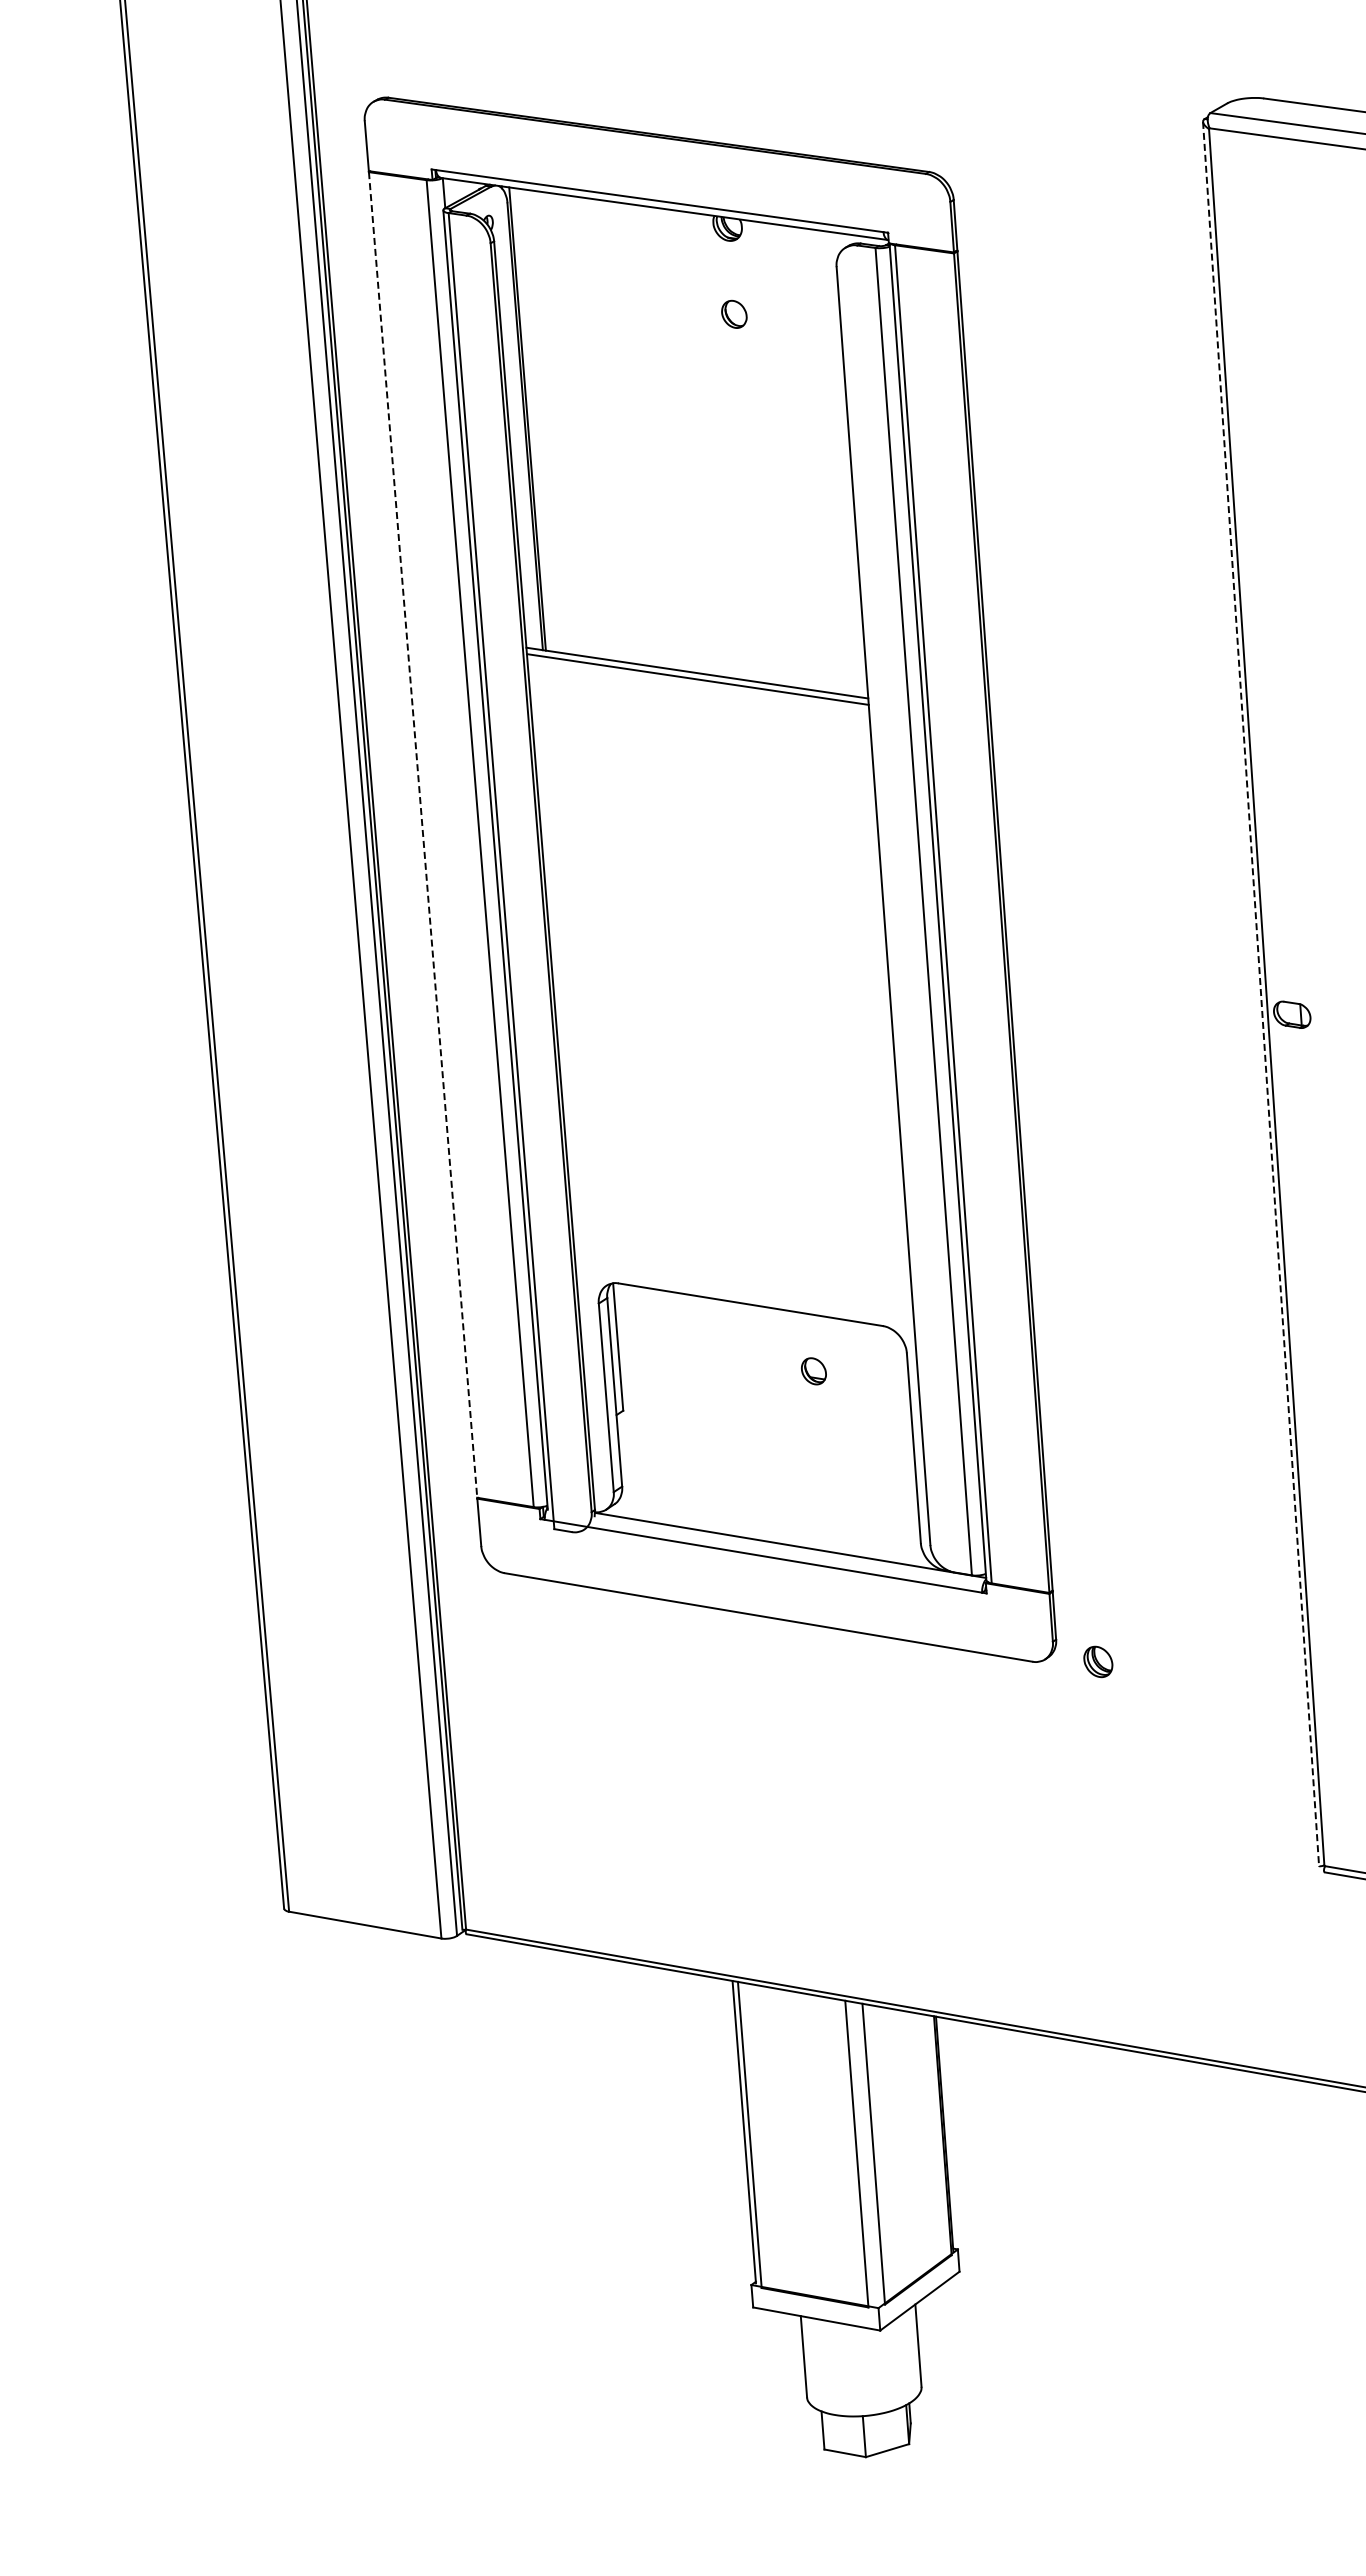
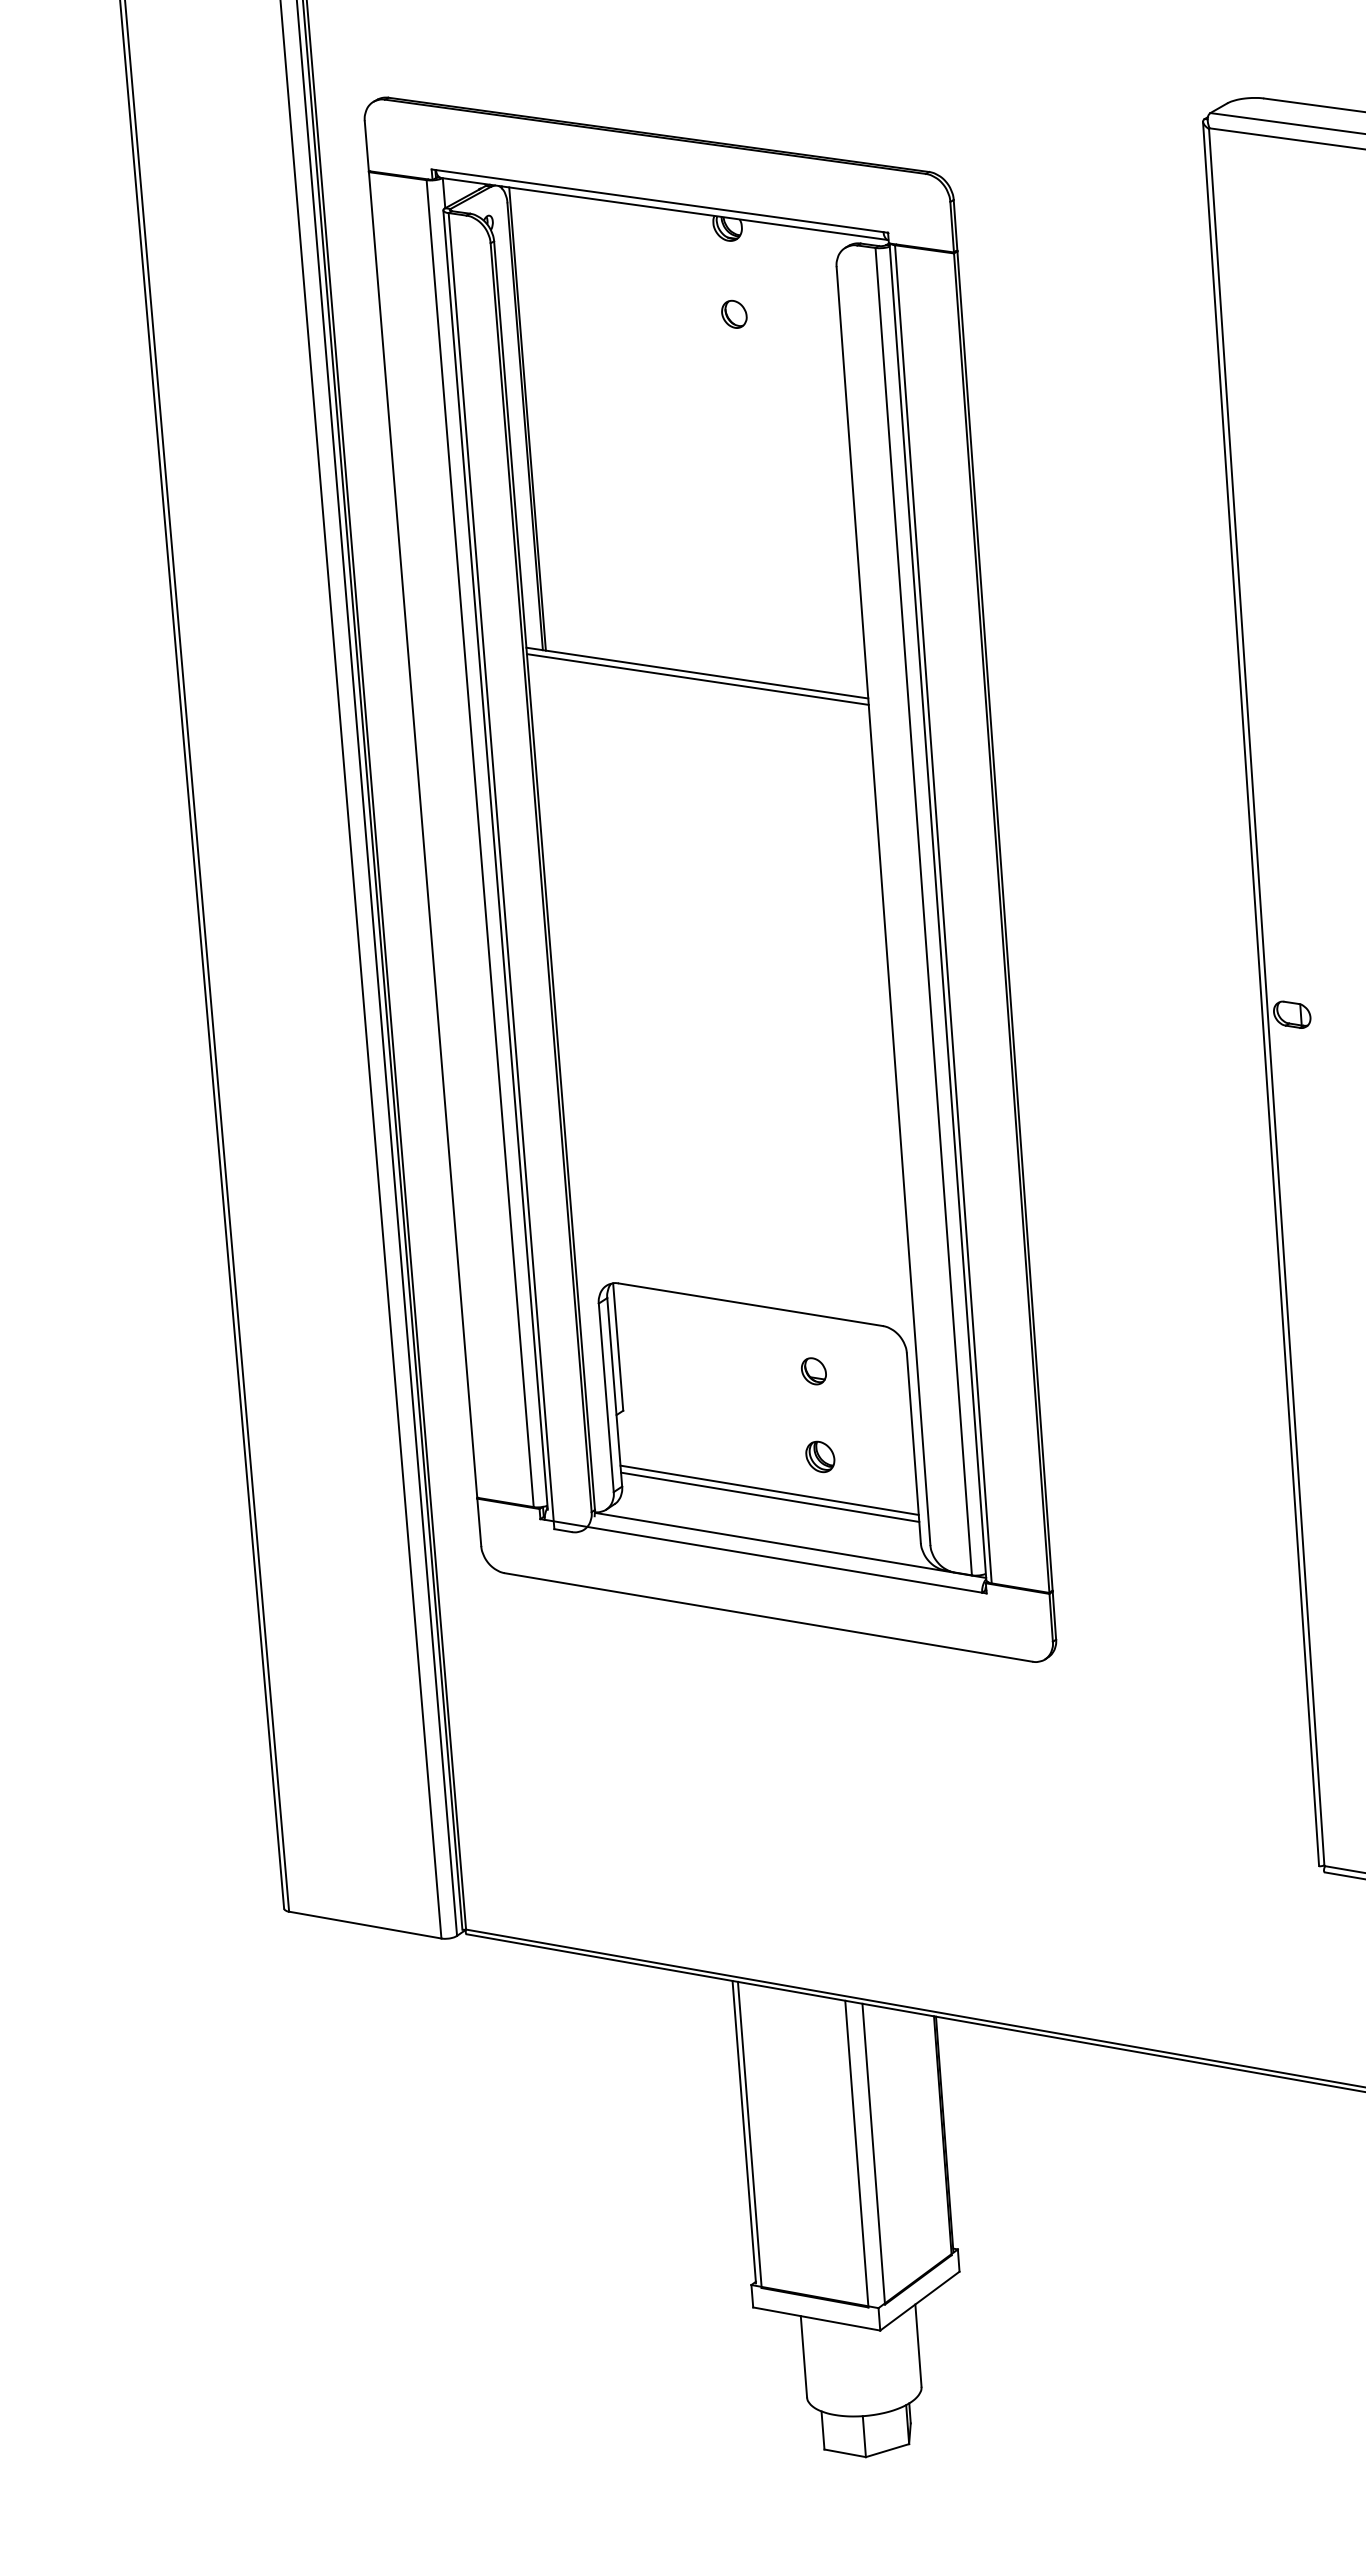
line: dashed -> solid (423, 835)
line: dashed -> solid (1261, 993)
line: none -> present (769, 1489)
line: none -> present (770, 1496)
part position: (1098, 1661) -> (820, 1456) (820, 1456)
